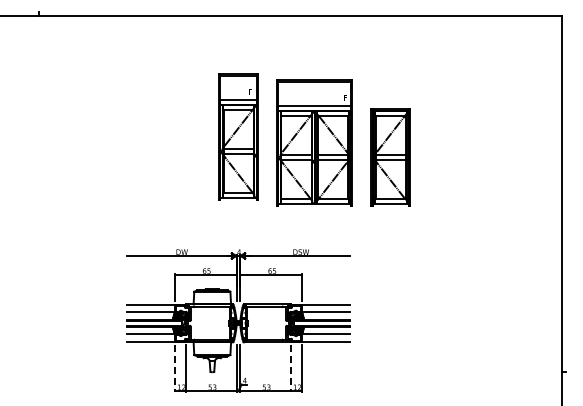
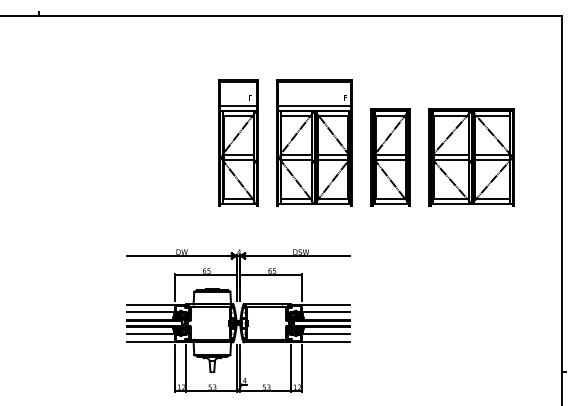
part position: (238, 136) -> (238, 142) (238, 142)
part: none -> present (471, 157)
line: dashed -> solid (174, 369)
line: dashed -> solid (290, 369)
